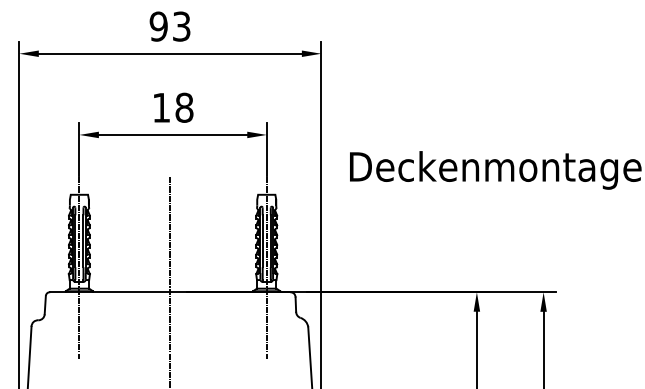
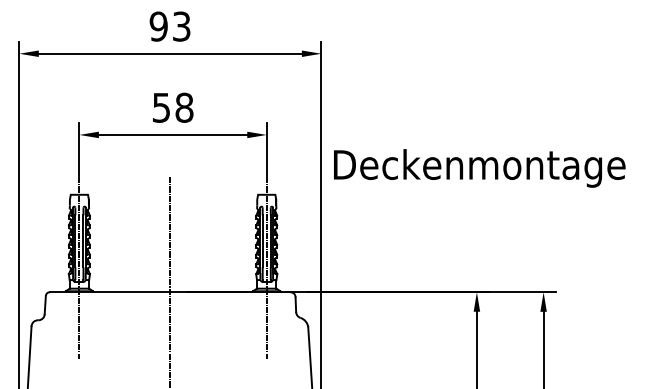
text: 18 -> 58 (161, 107)
text position: (495, 170) -> (479, 168) (479, 168)
